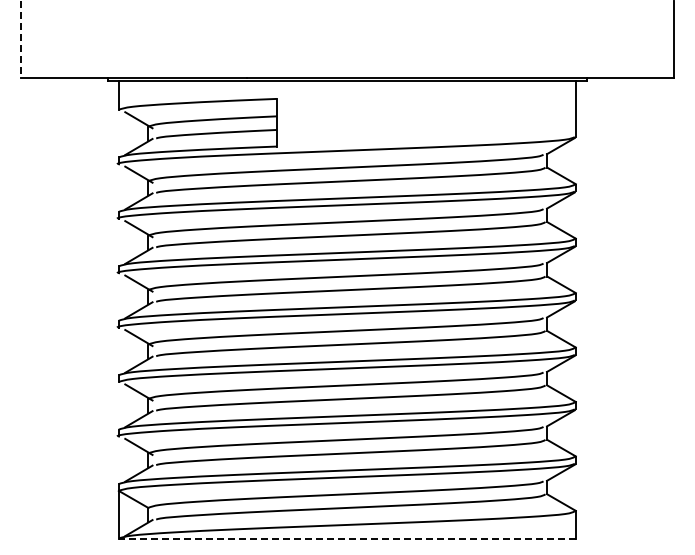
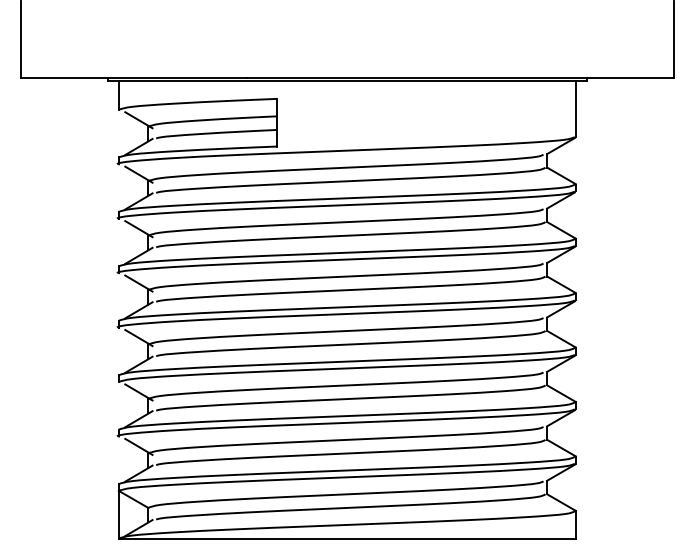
line: dashed -> solid (20, 40)
line: dashed -> solid (347, 538)
